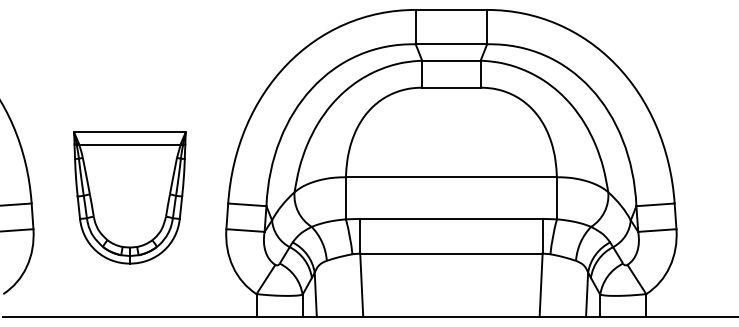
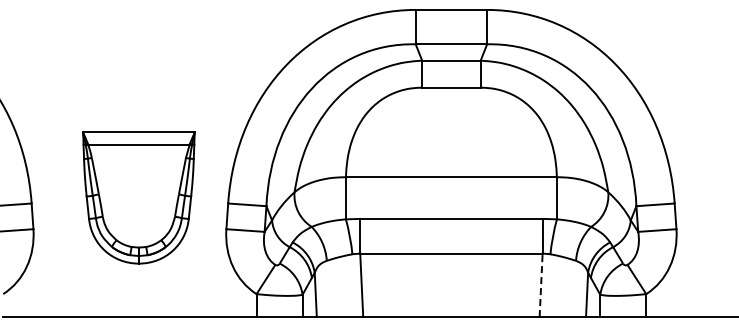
part position: (129, 197) -> (138, 197) (138, 197)
line: solid -> dashed (541, 285)
